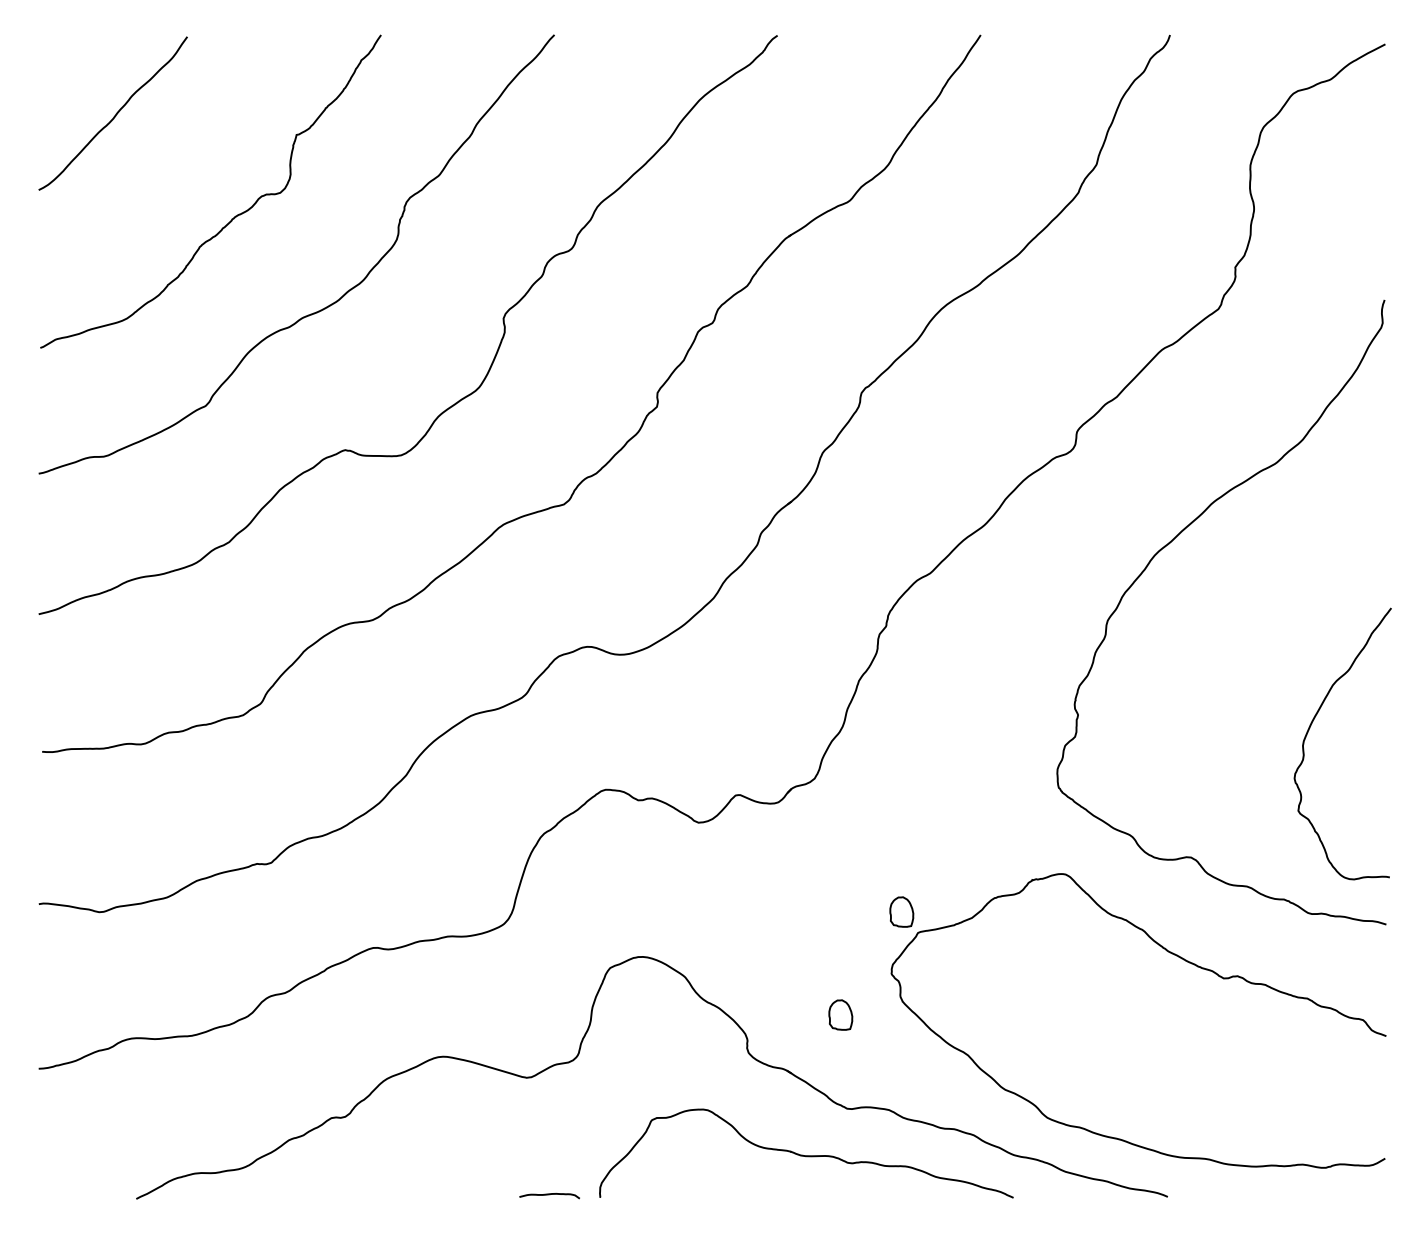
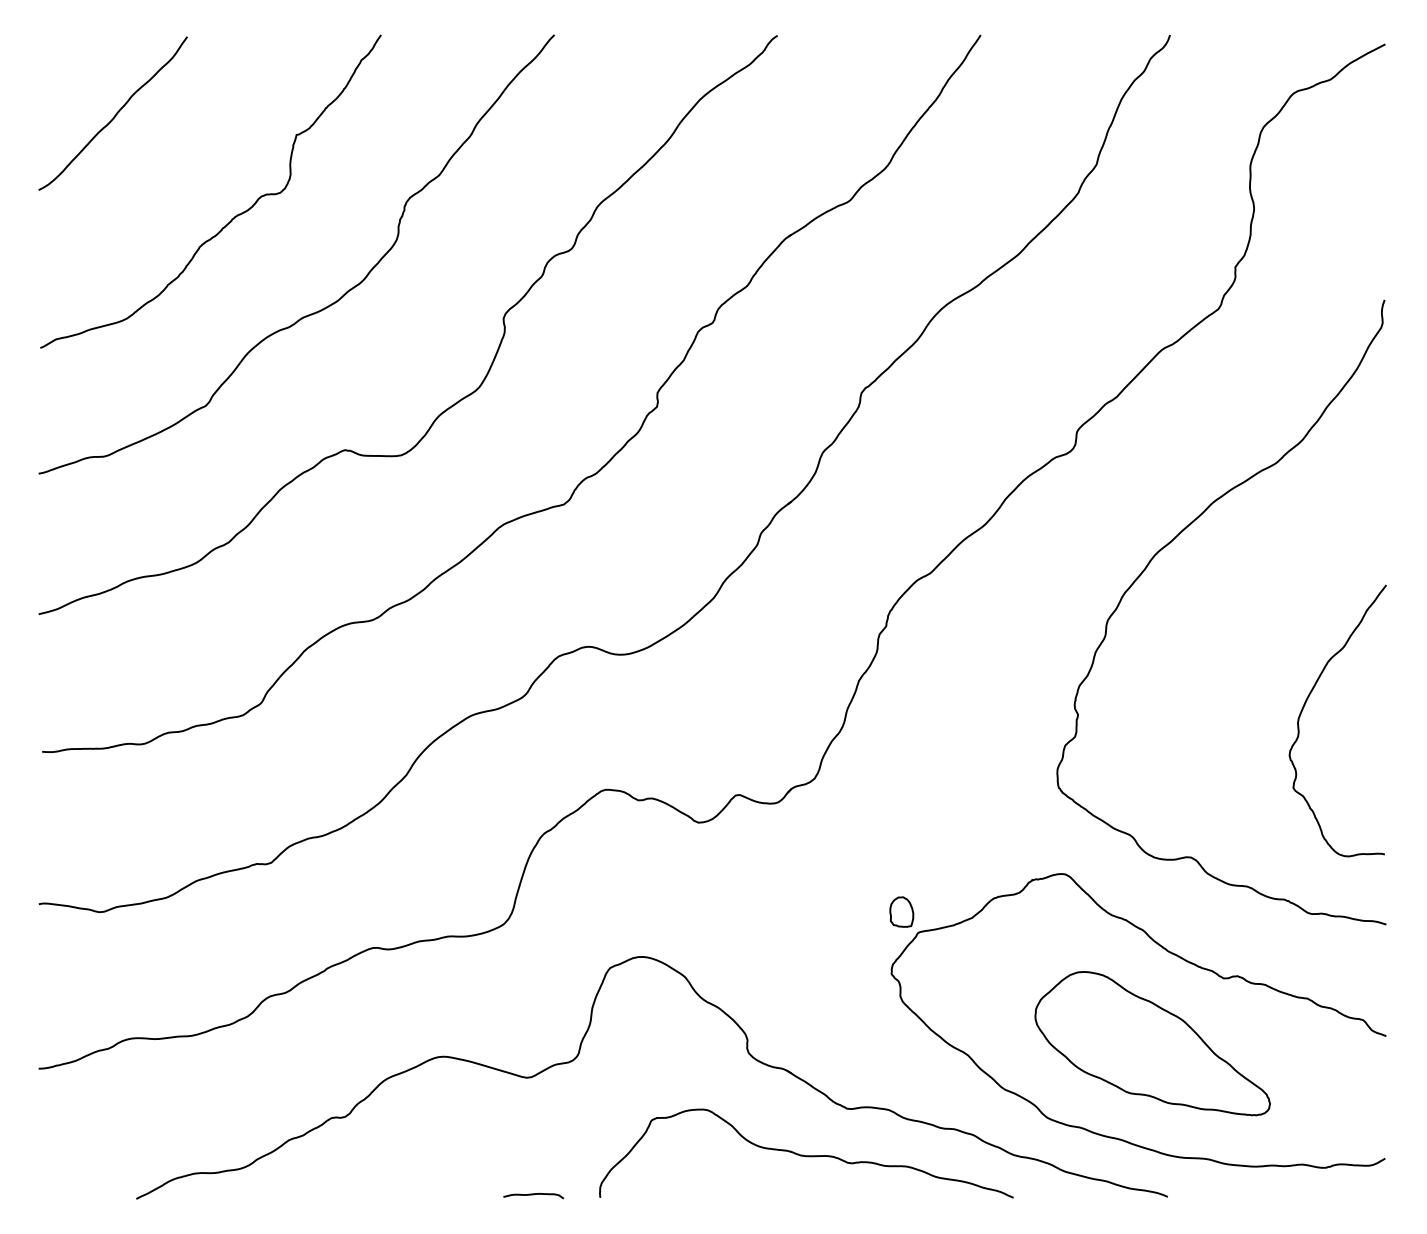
curve position: (1310, 728) -> (1305, 705) (1305, 705)
part: present -> none (840, 1014)
part: none -> present (1152, 1043)
curve position: (549, 1195) -> (533, 1195) (533, 1195)
